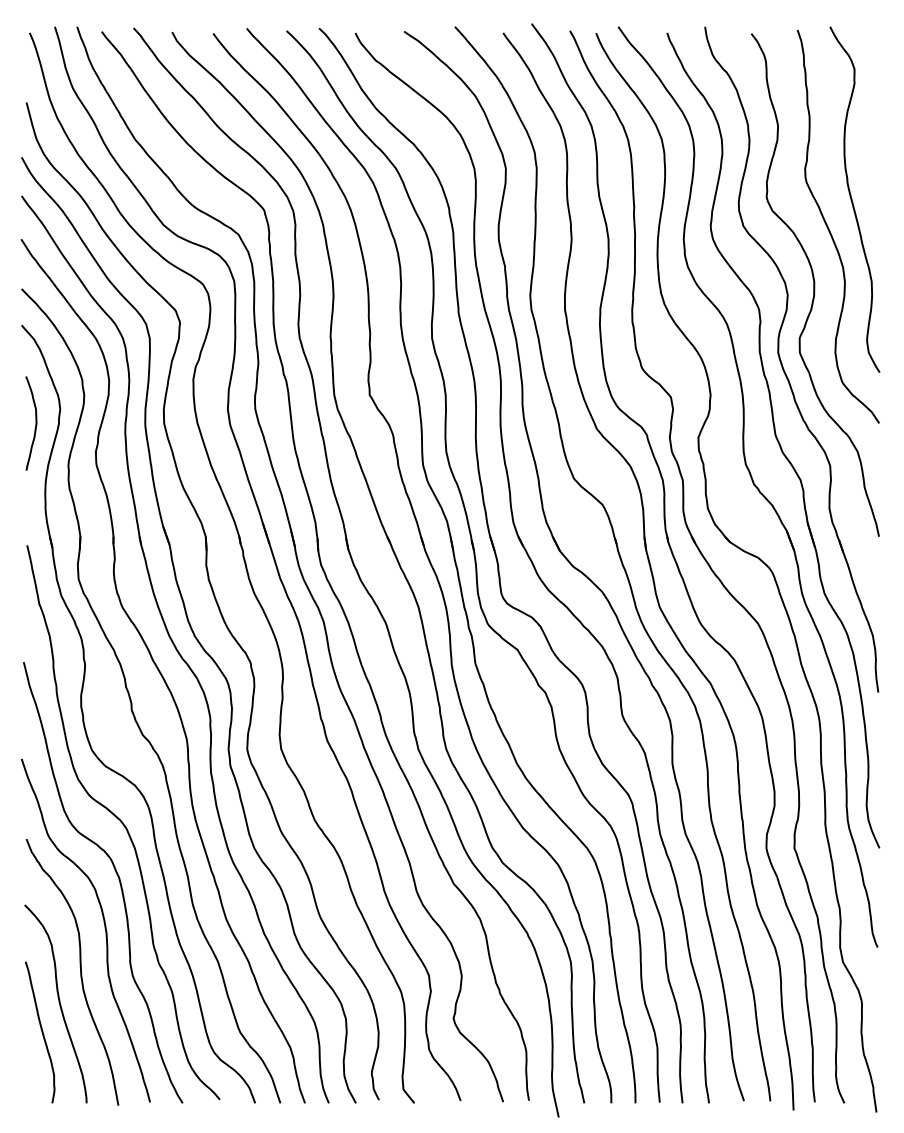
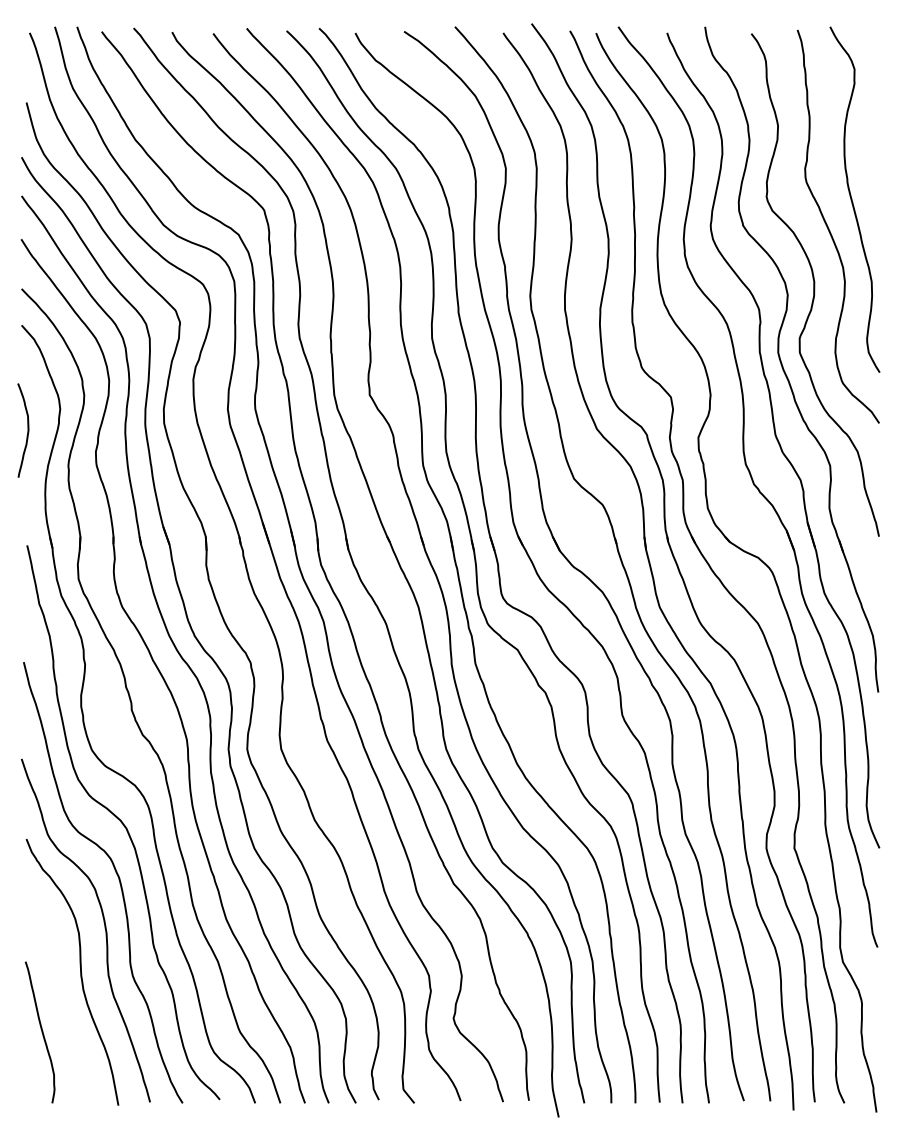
curve position: (35, 423) -> (27, 430) (27, 430)
curve: present -> none (58, 1002)
